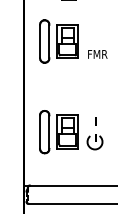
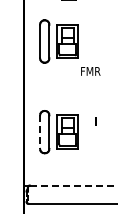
text position: (97, 54) -> (90, 71) (90, 71)
line: solid -> dashed (40, 132)
part: present -> none (94, 142)
line: solid -> dashed (73, 185)
